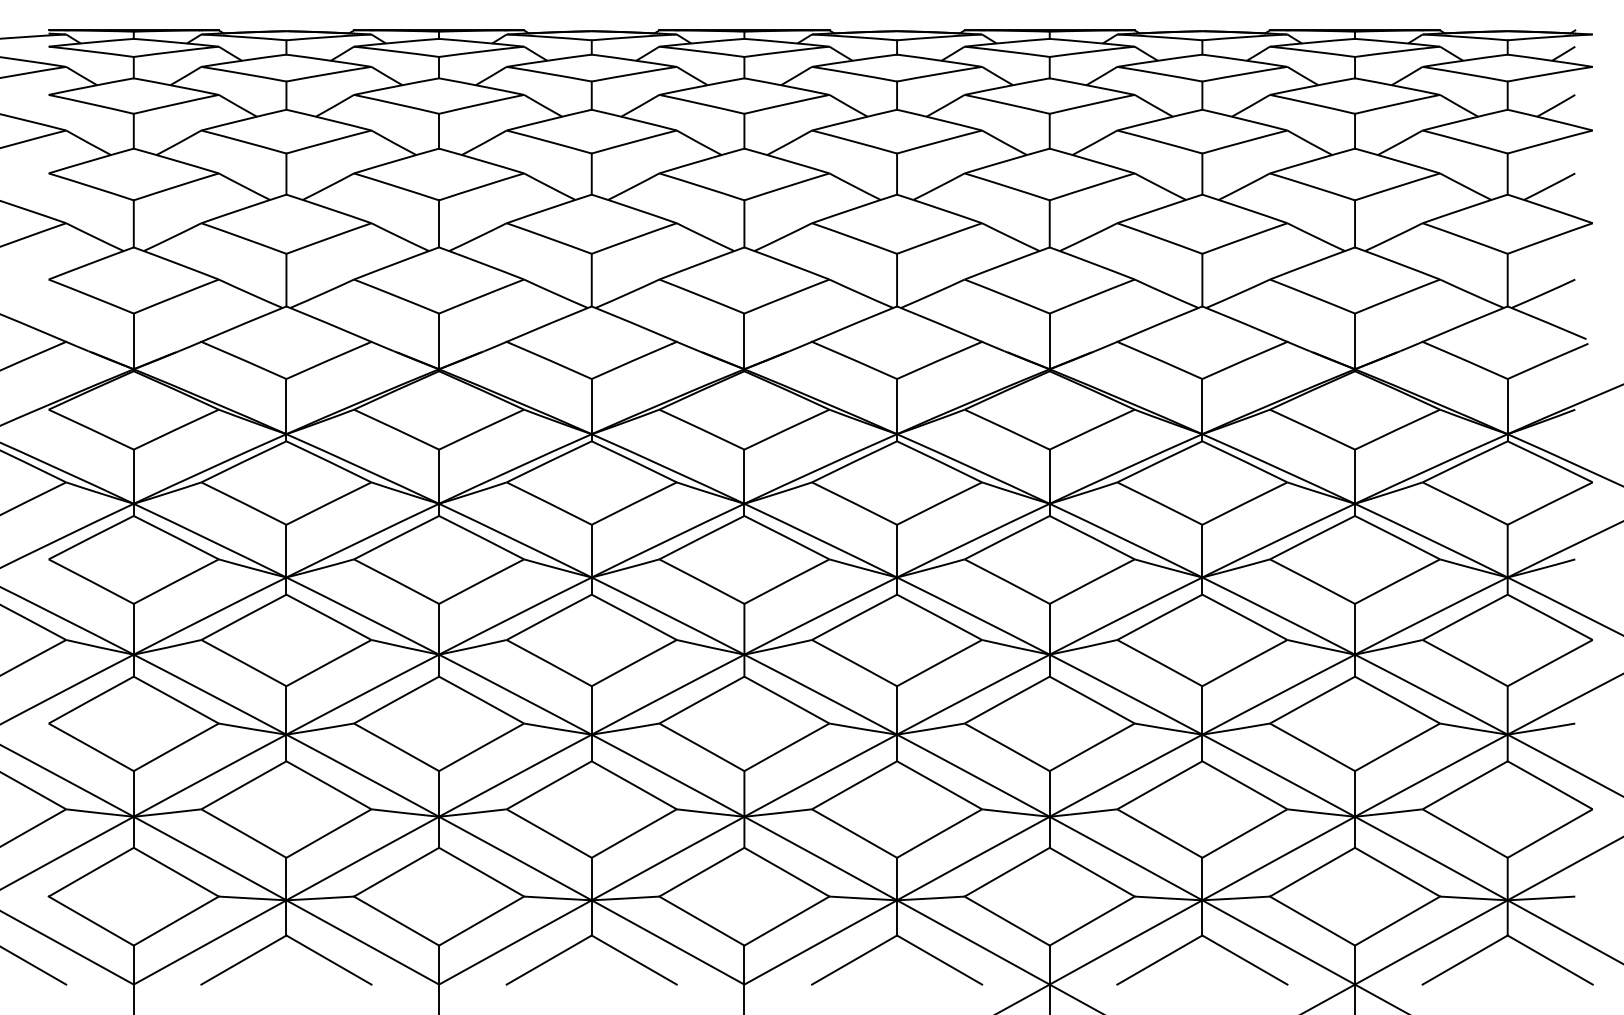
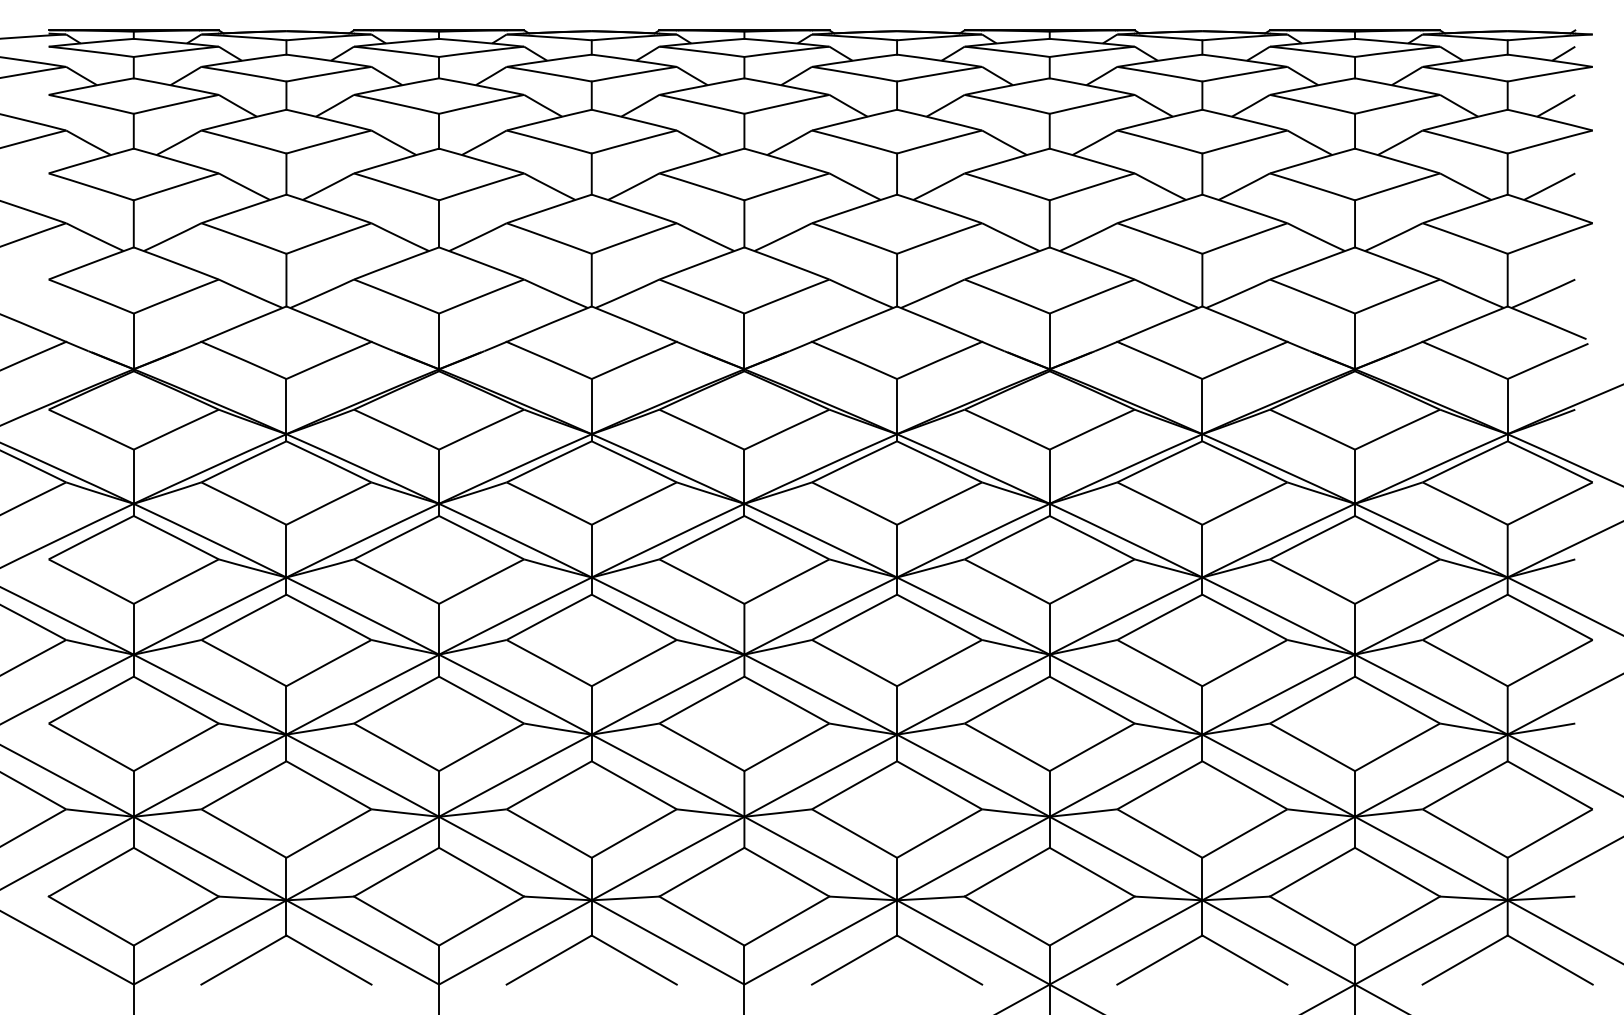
line: present -> none (34, 966)
